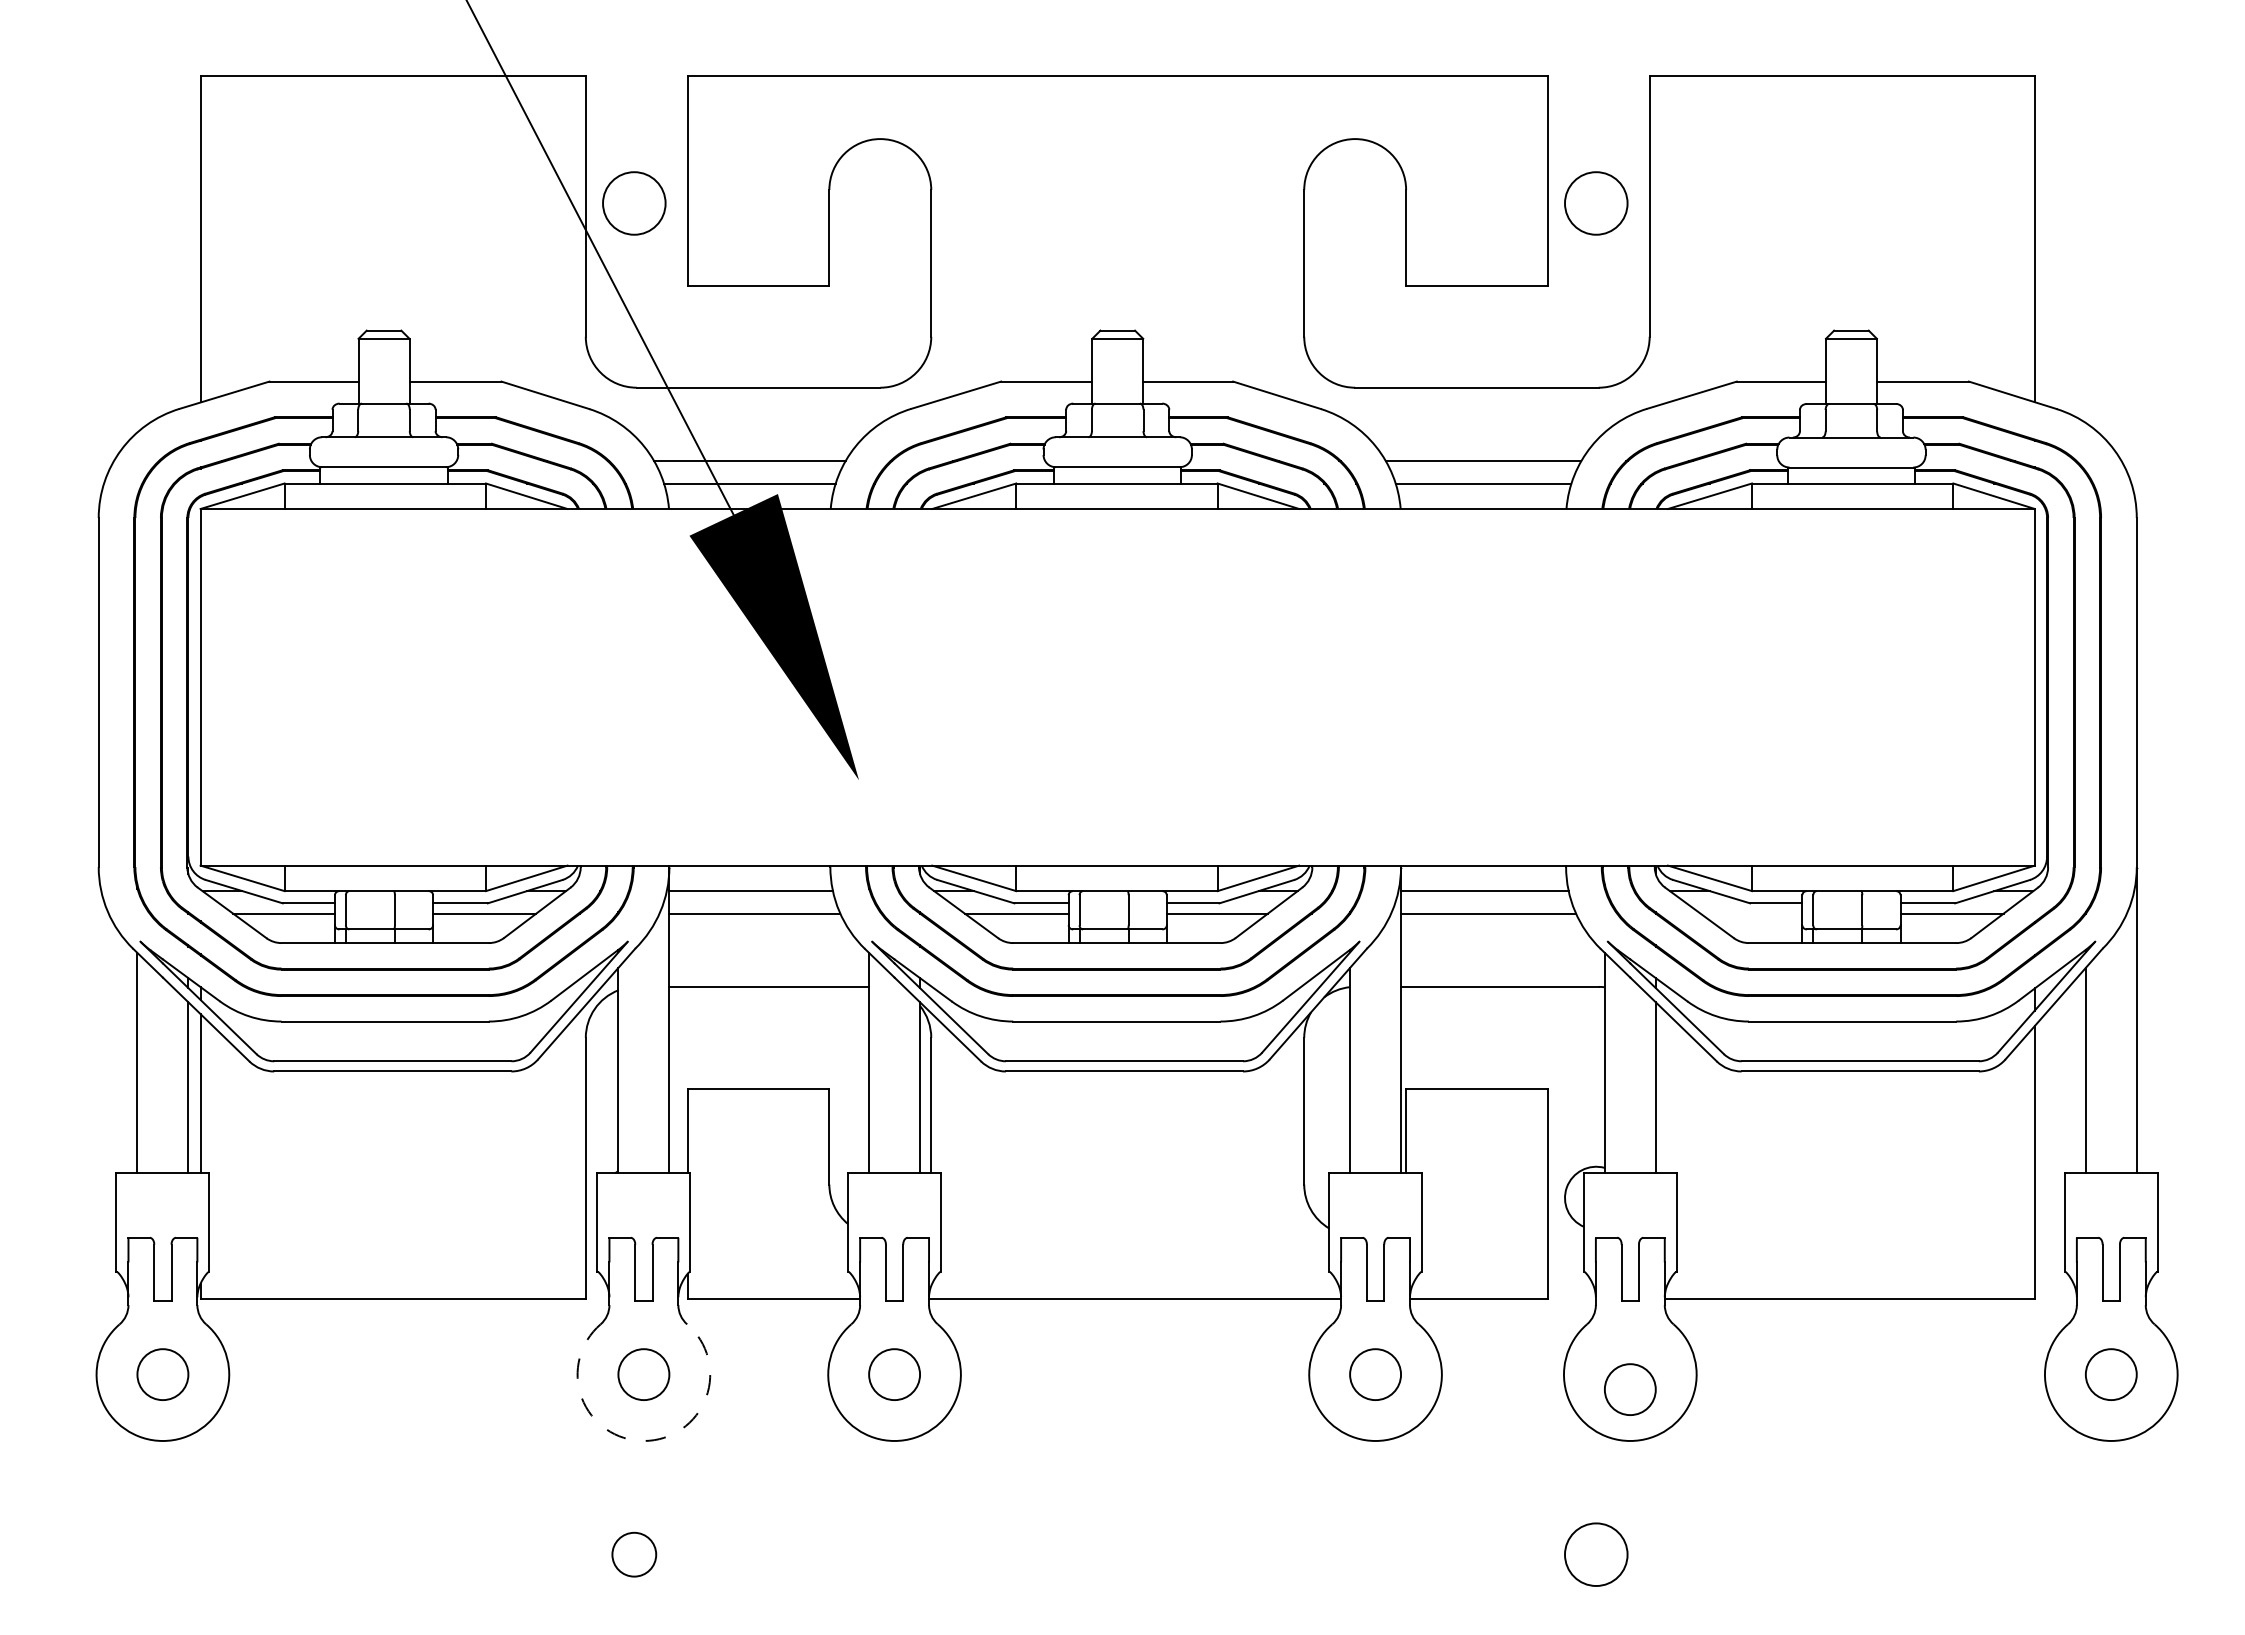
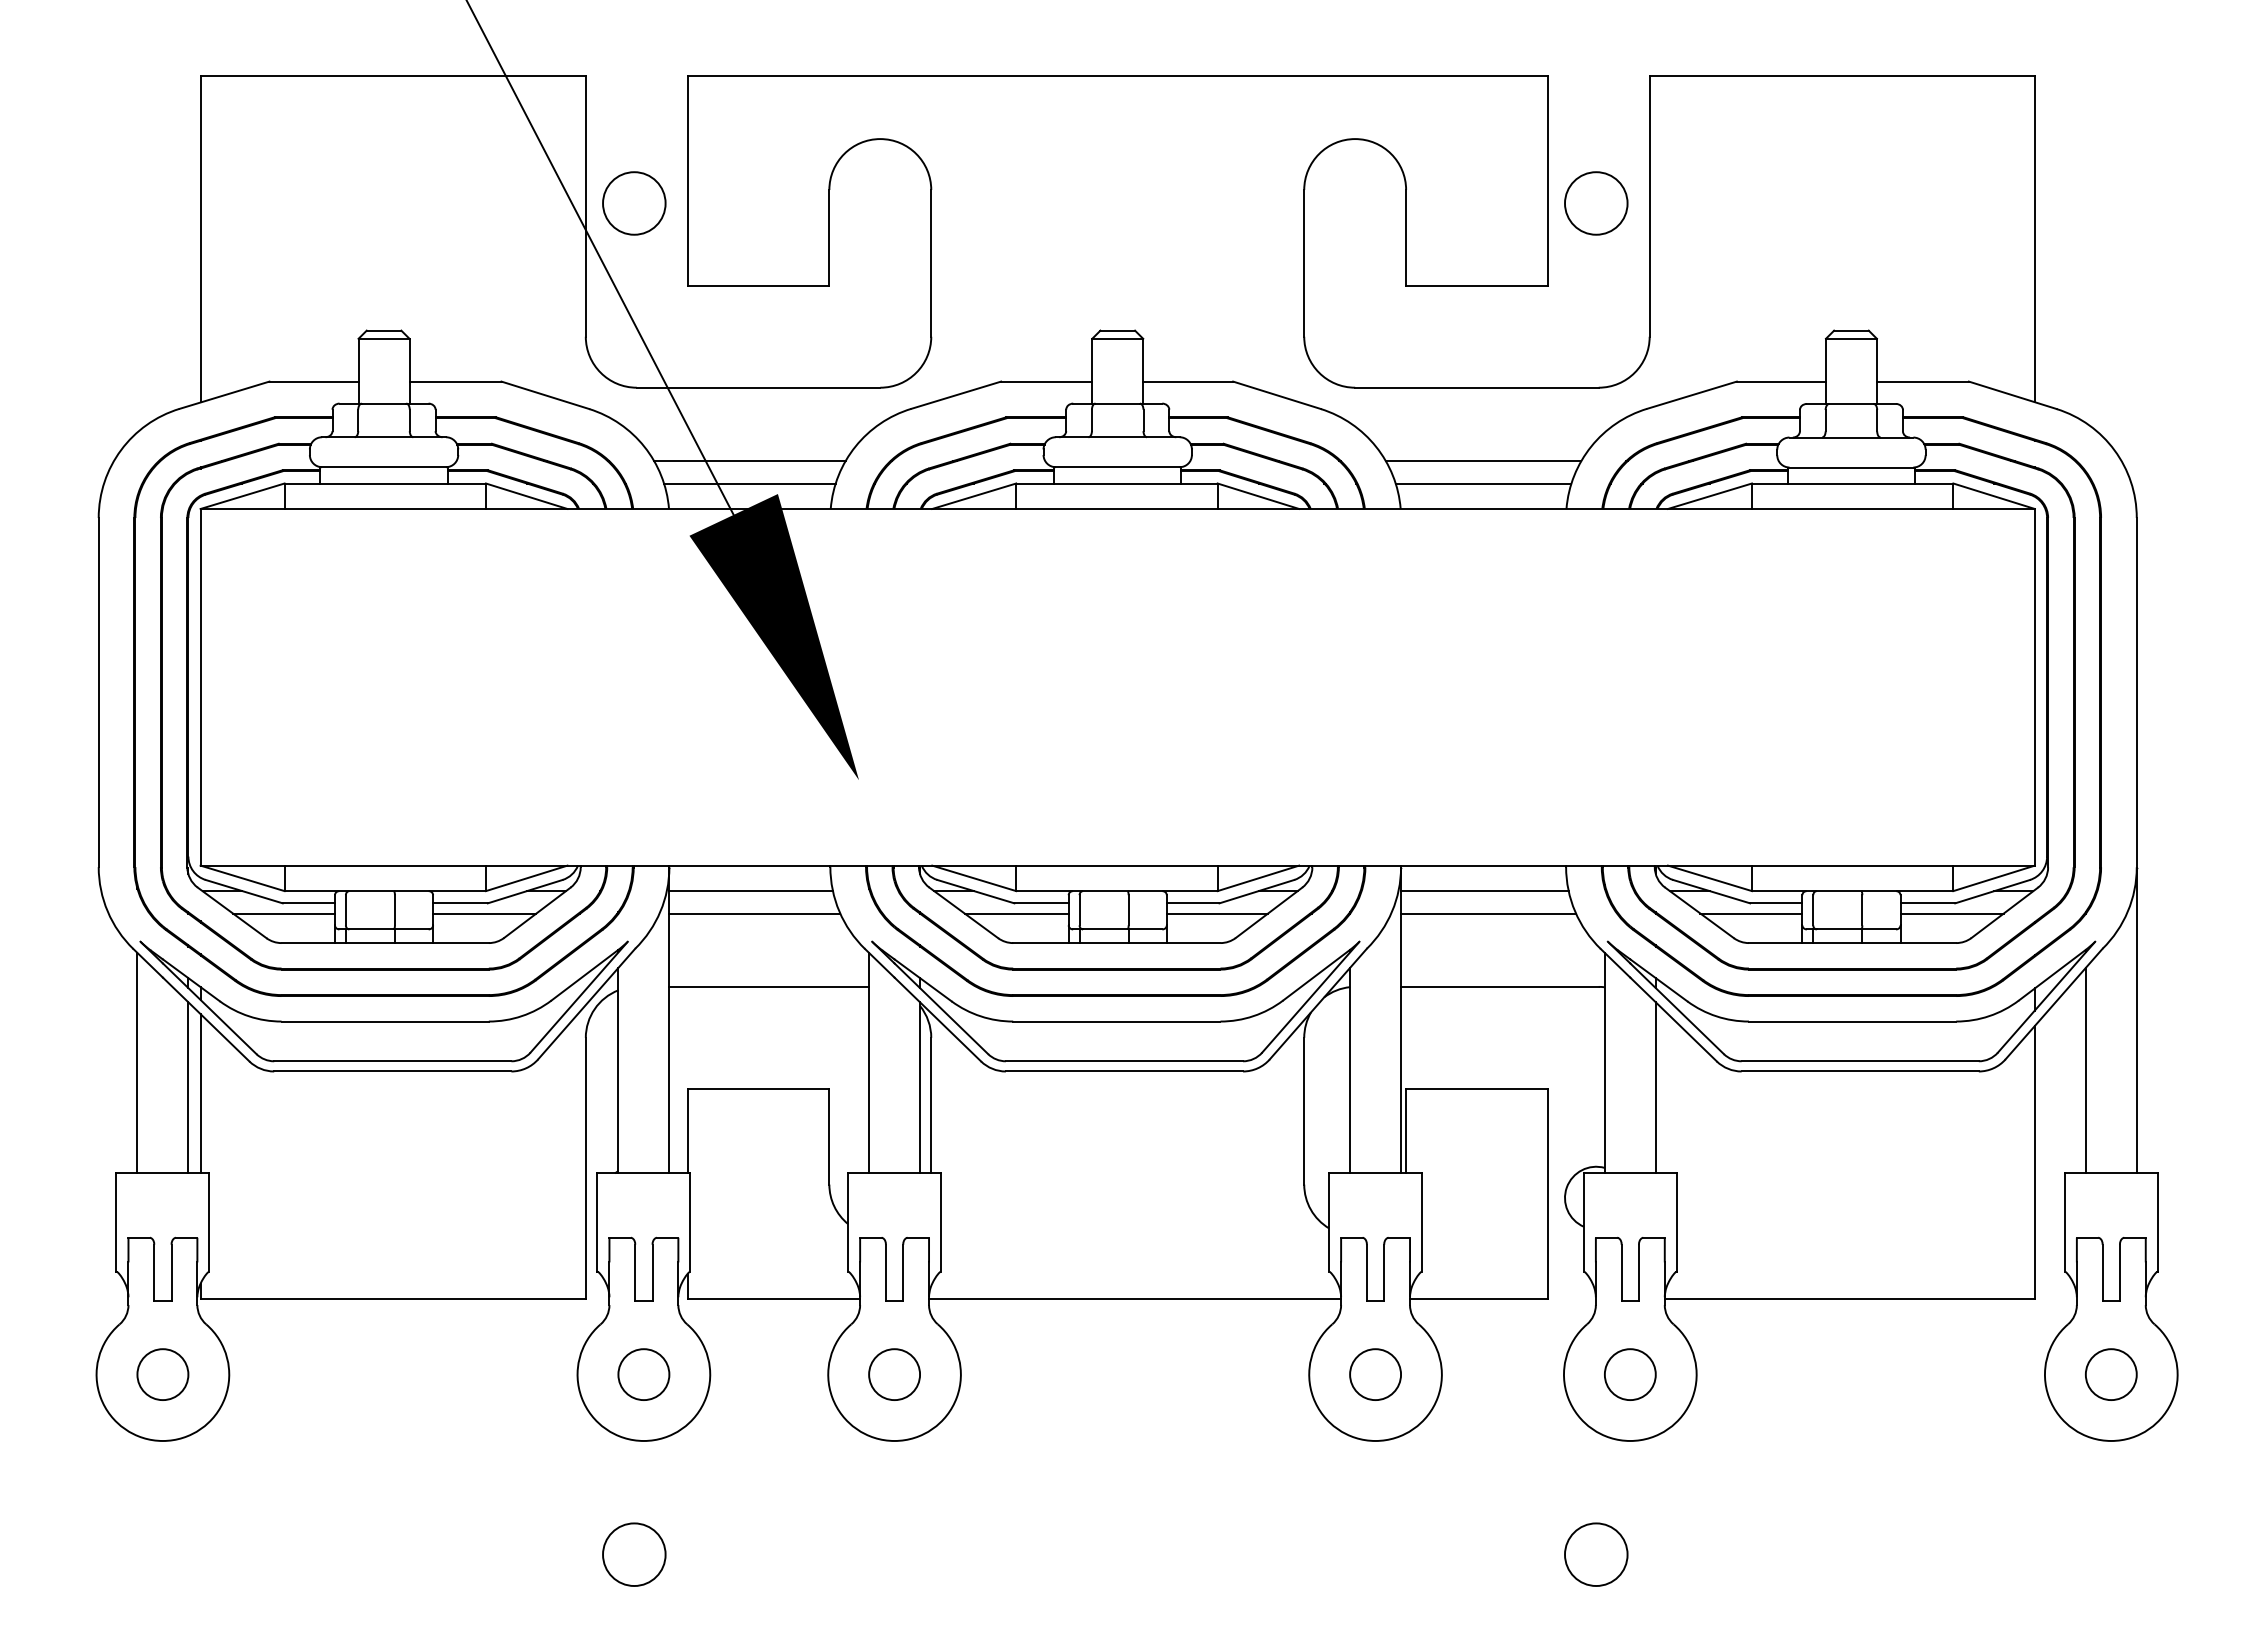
line: none -> present (1751, 913)
circle position: (1630, 1389) -> (1630, 1374) (1630, 1374)
arc: dashed -> solid (643, 1440)
circle diameter: 44 px -> 63 px (634, 1554)
